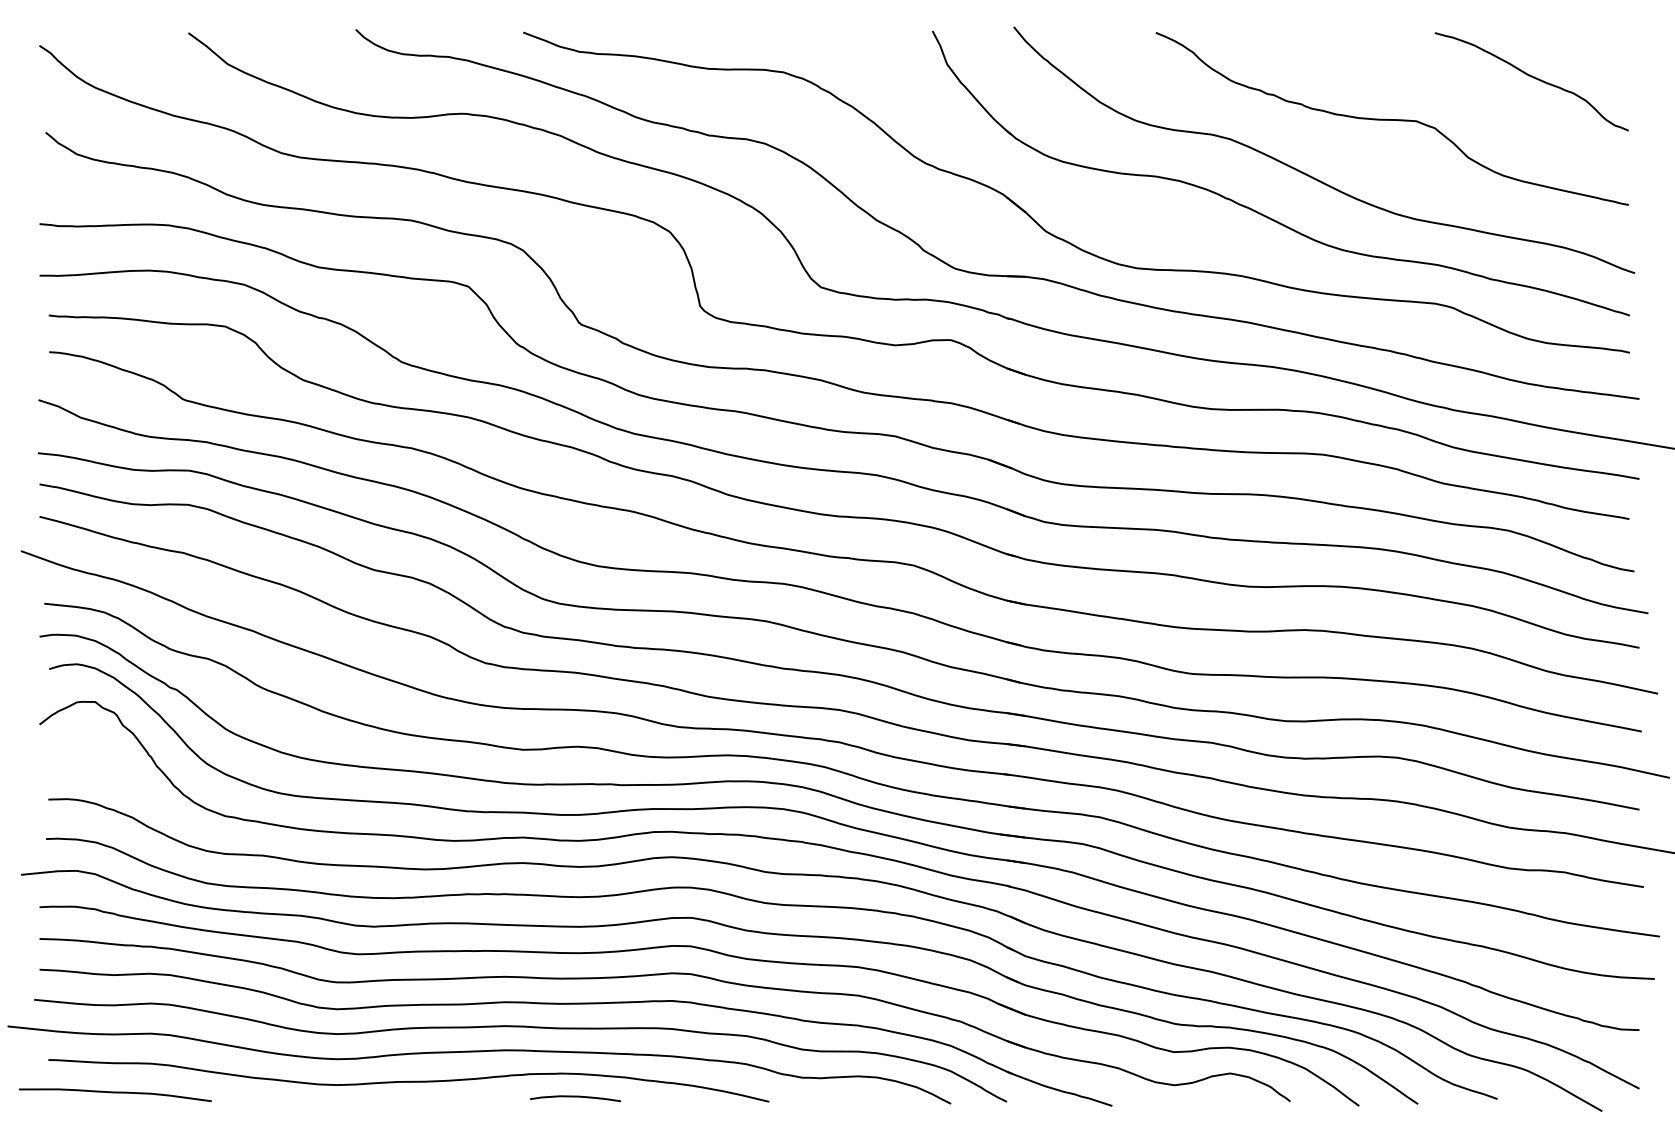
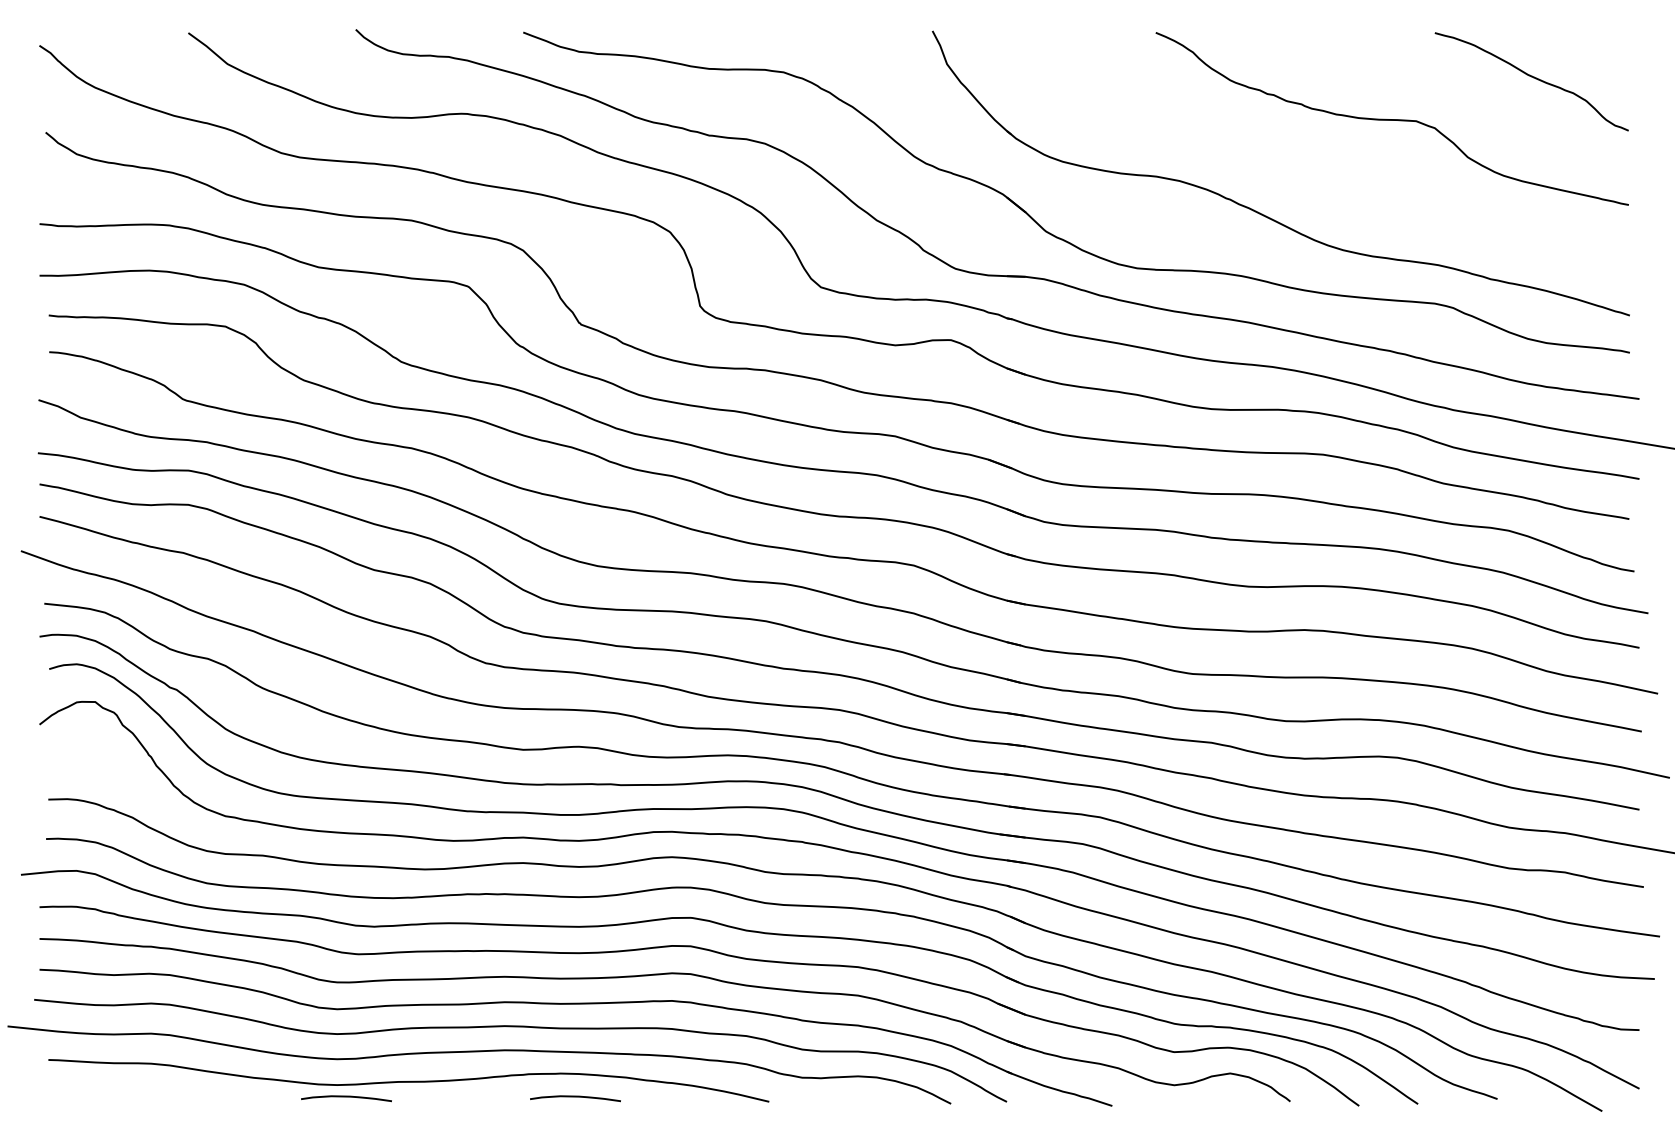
curve: present -> none (1310, 175)
curve: present -> none (115, 1093)
curve: none -> present (346, 1097)
